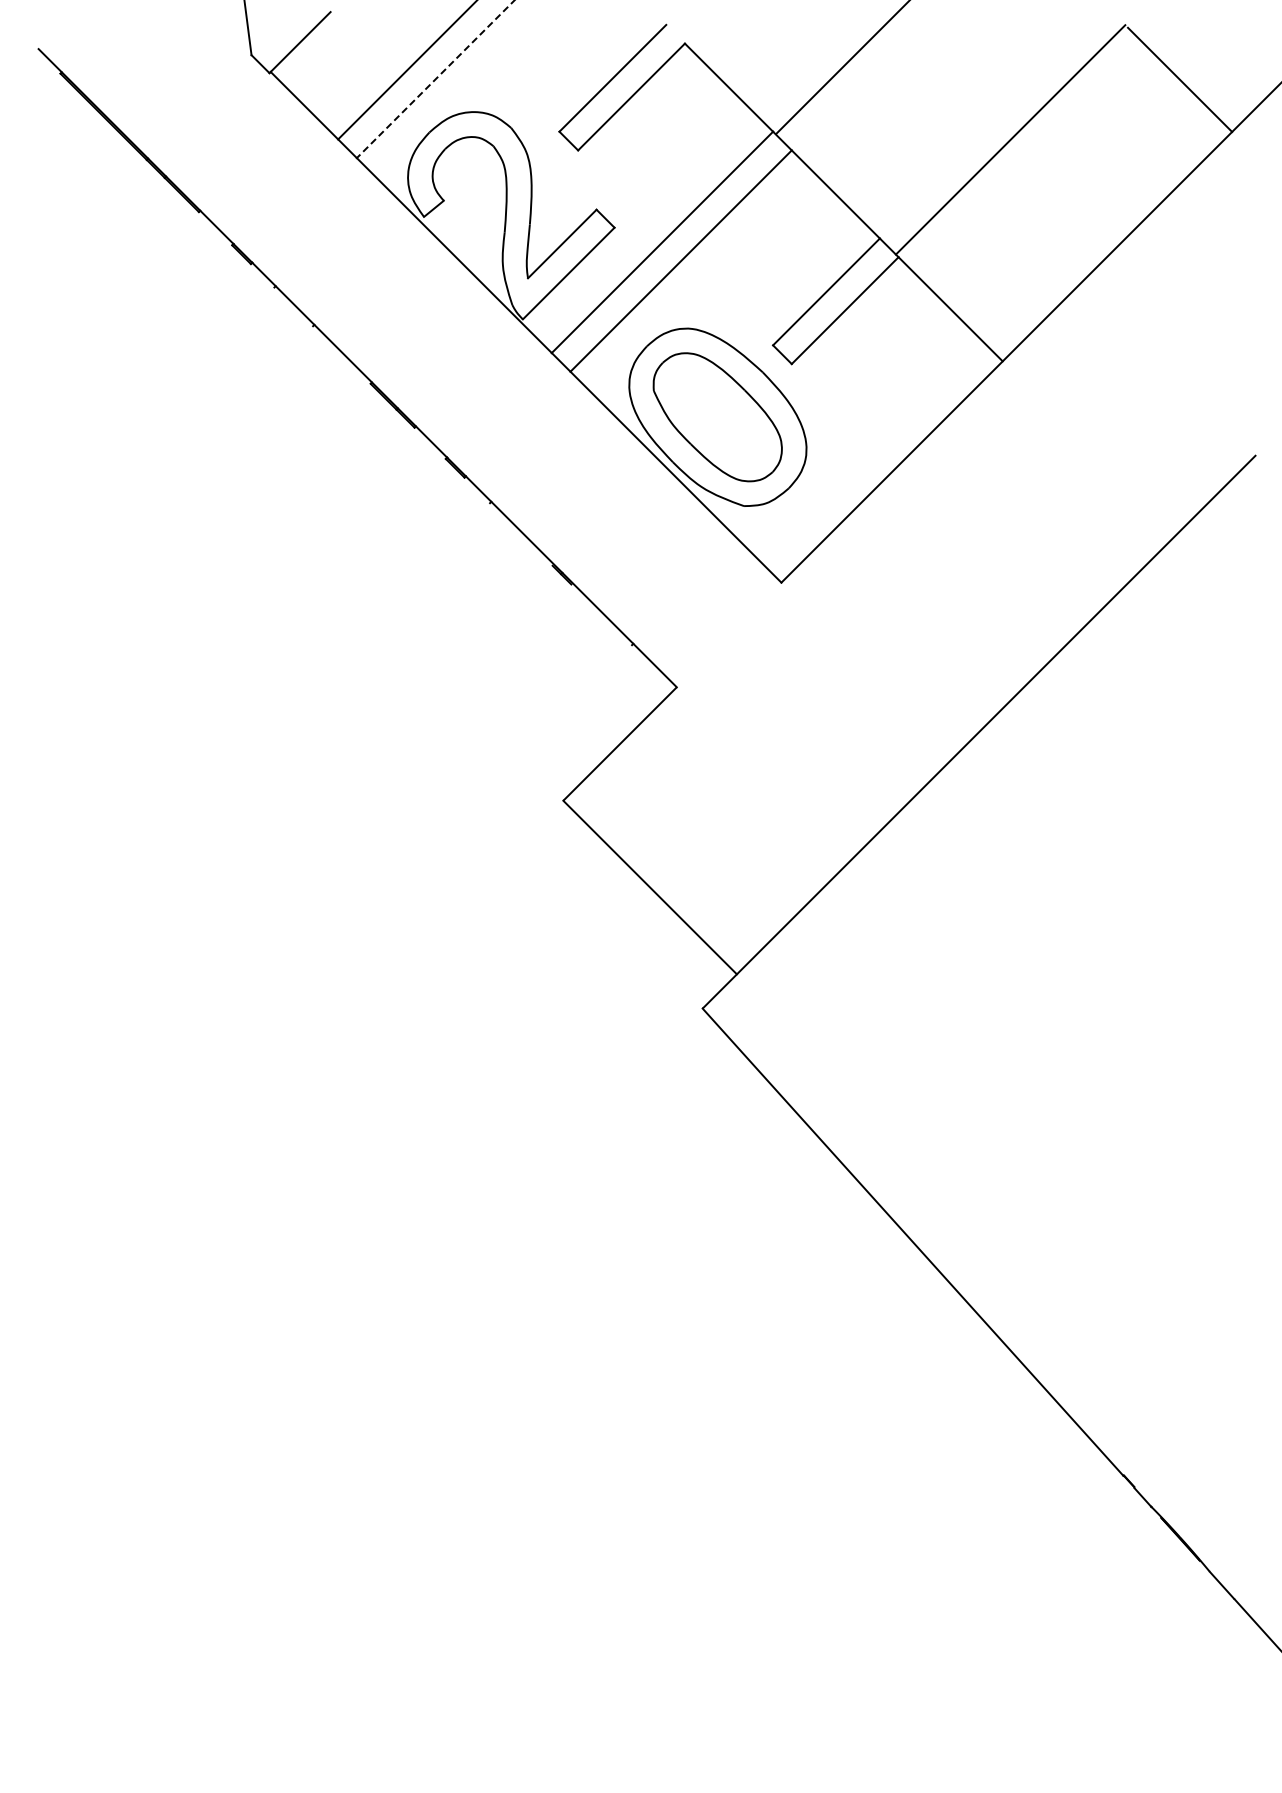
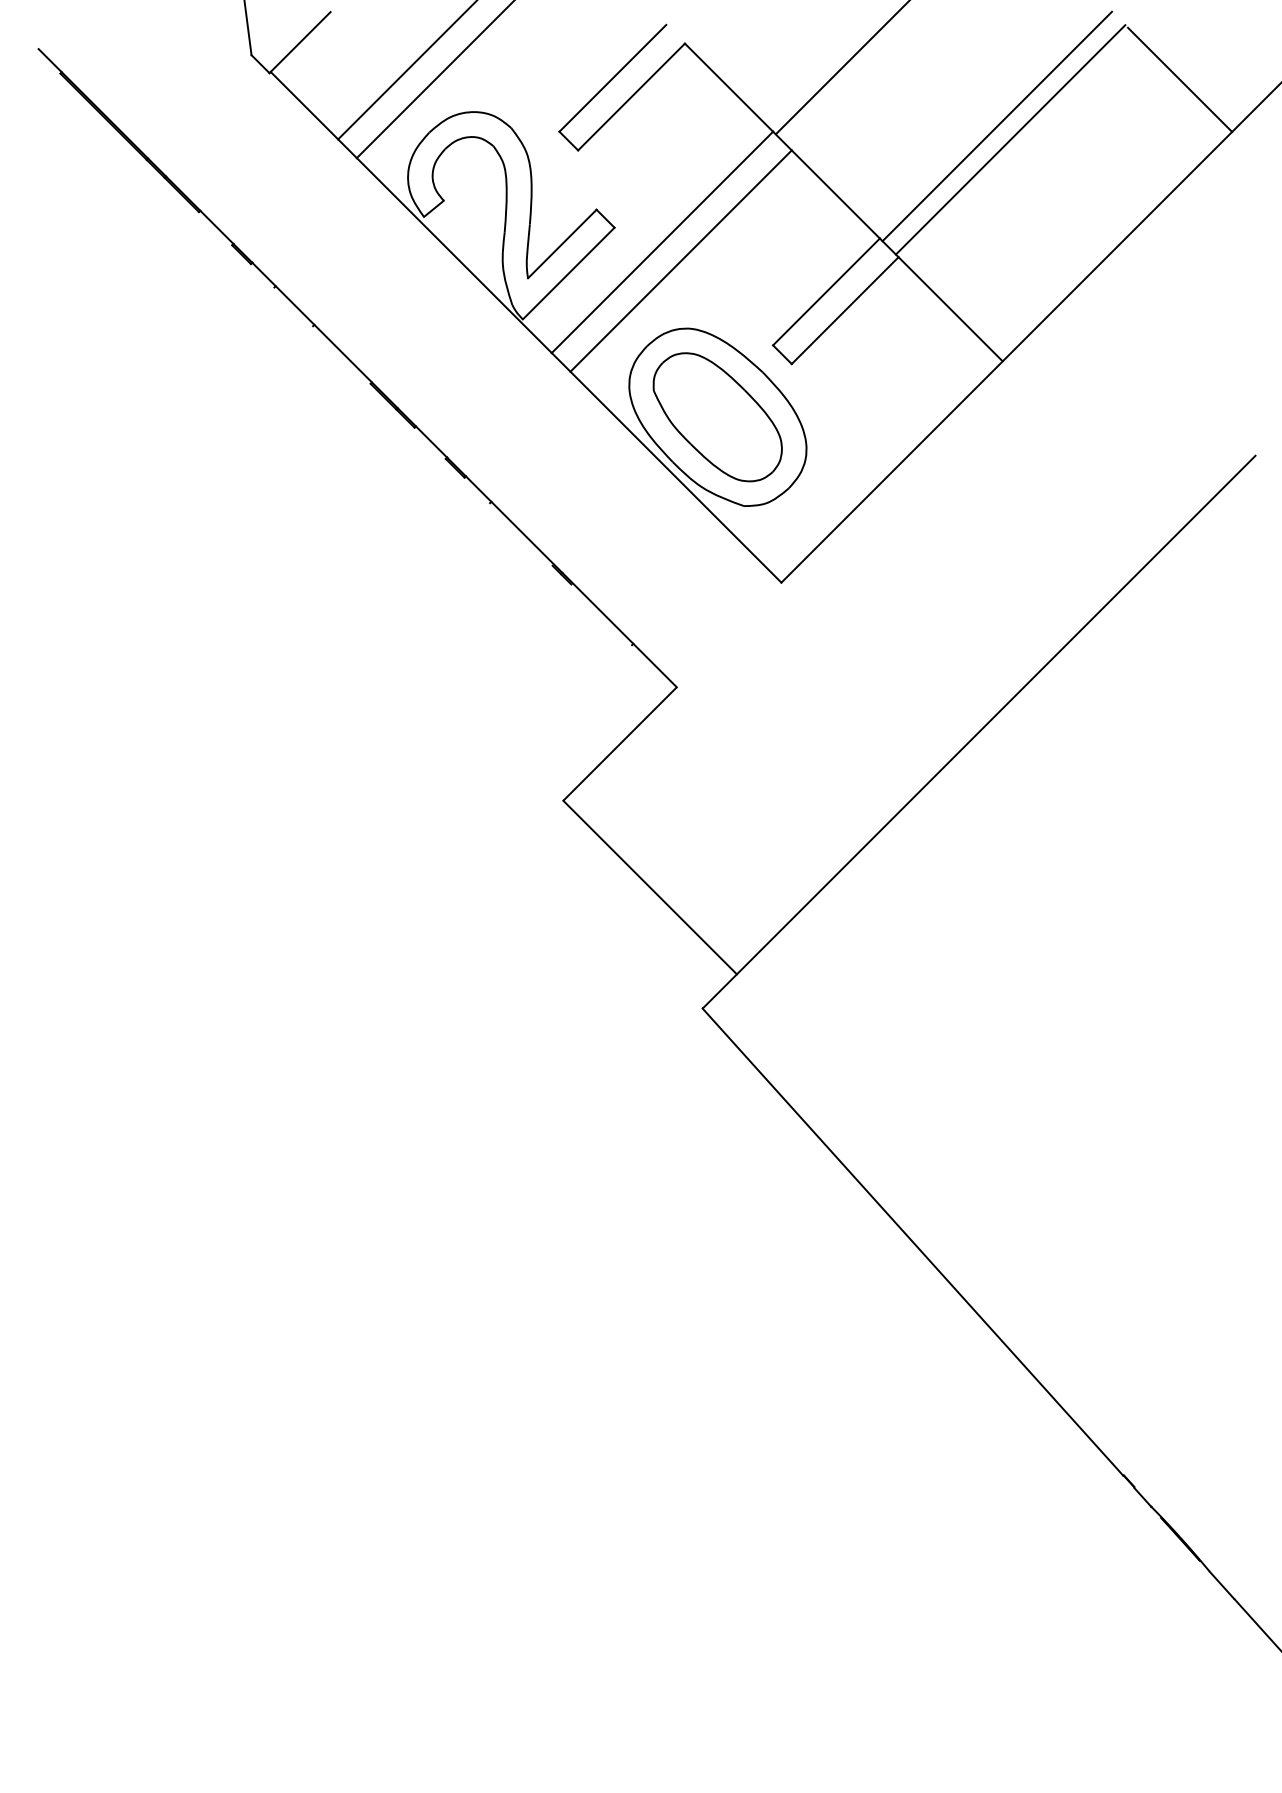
line: dashed -> solid (435, 79)
line: none -> present (996, 126)
